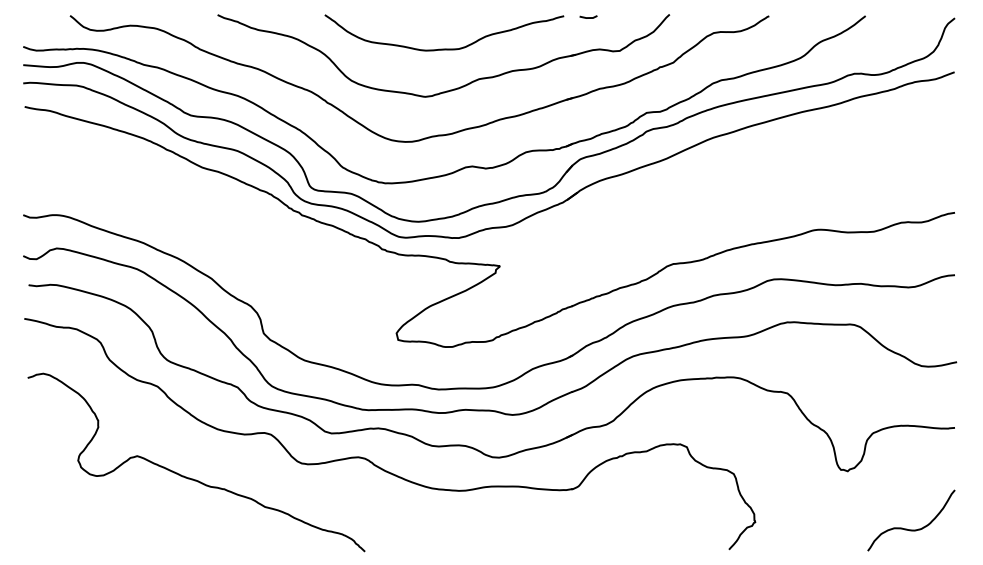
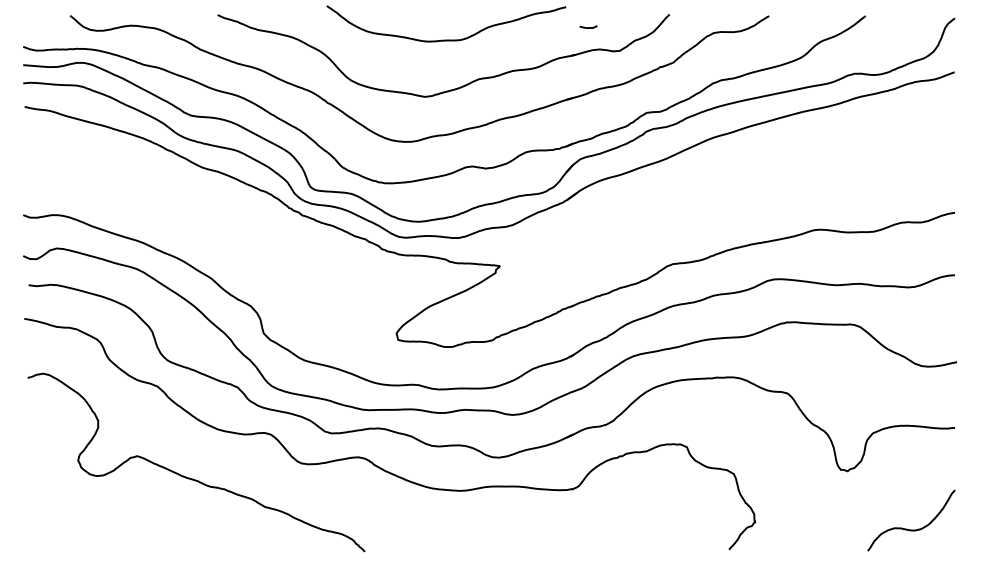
line position: (588, 17) -> (588, 27) (588, 27)
curve position: (444, 48) -> (446, 39) (446, 39)
